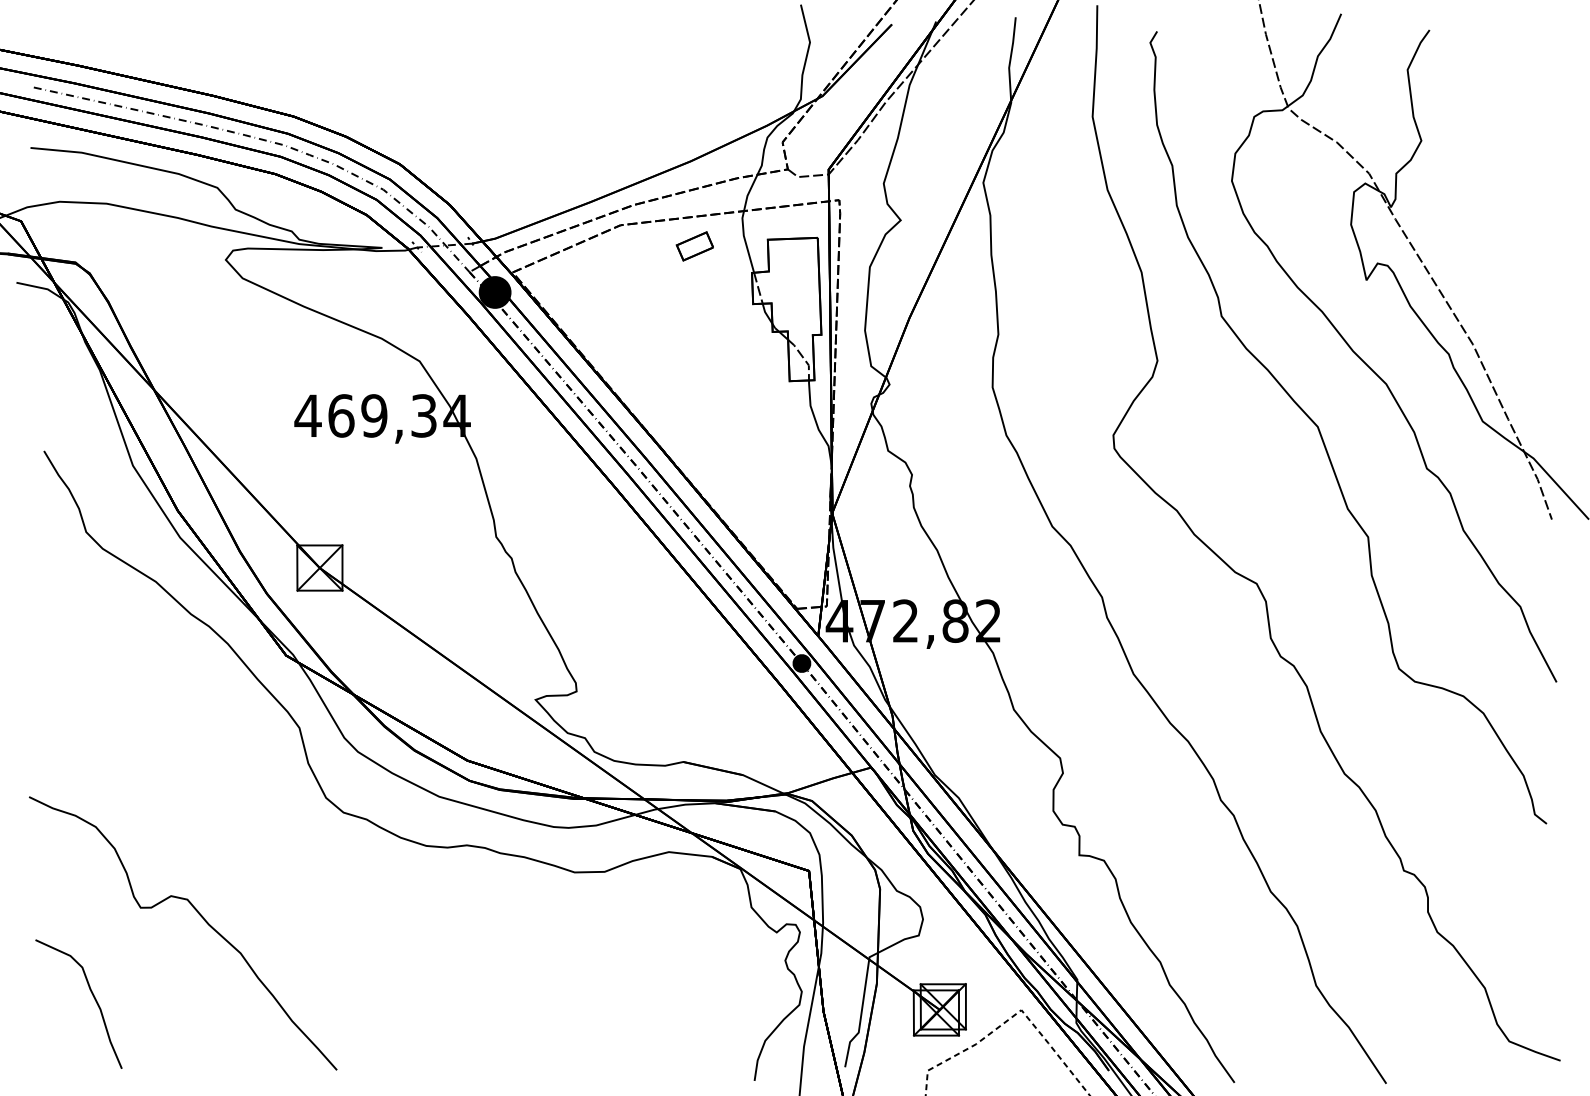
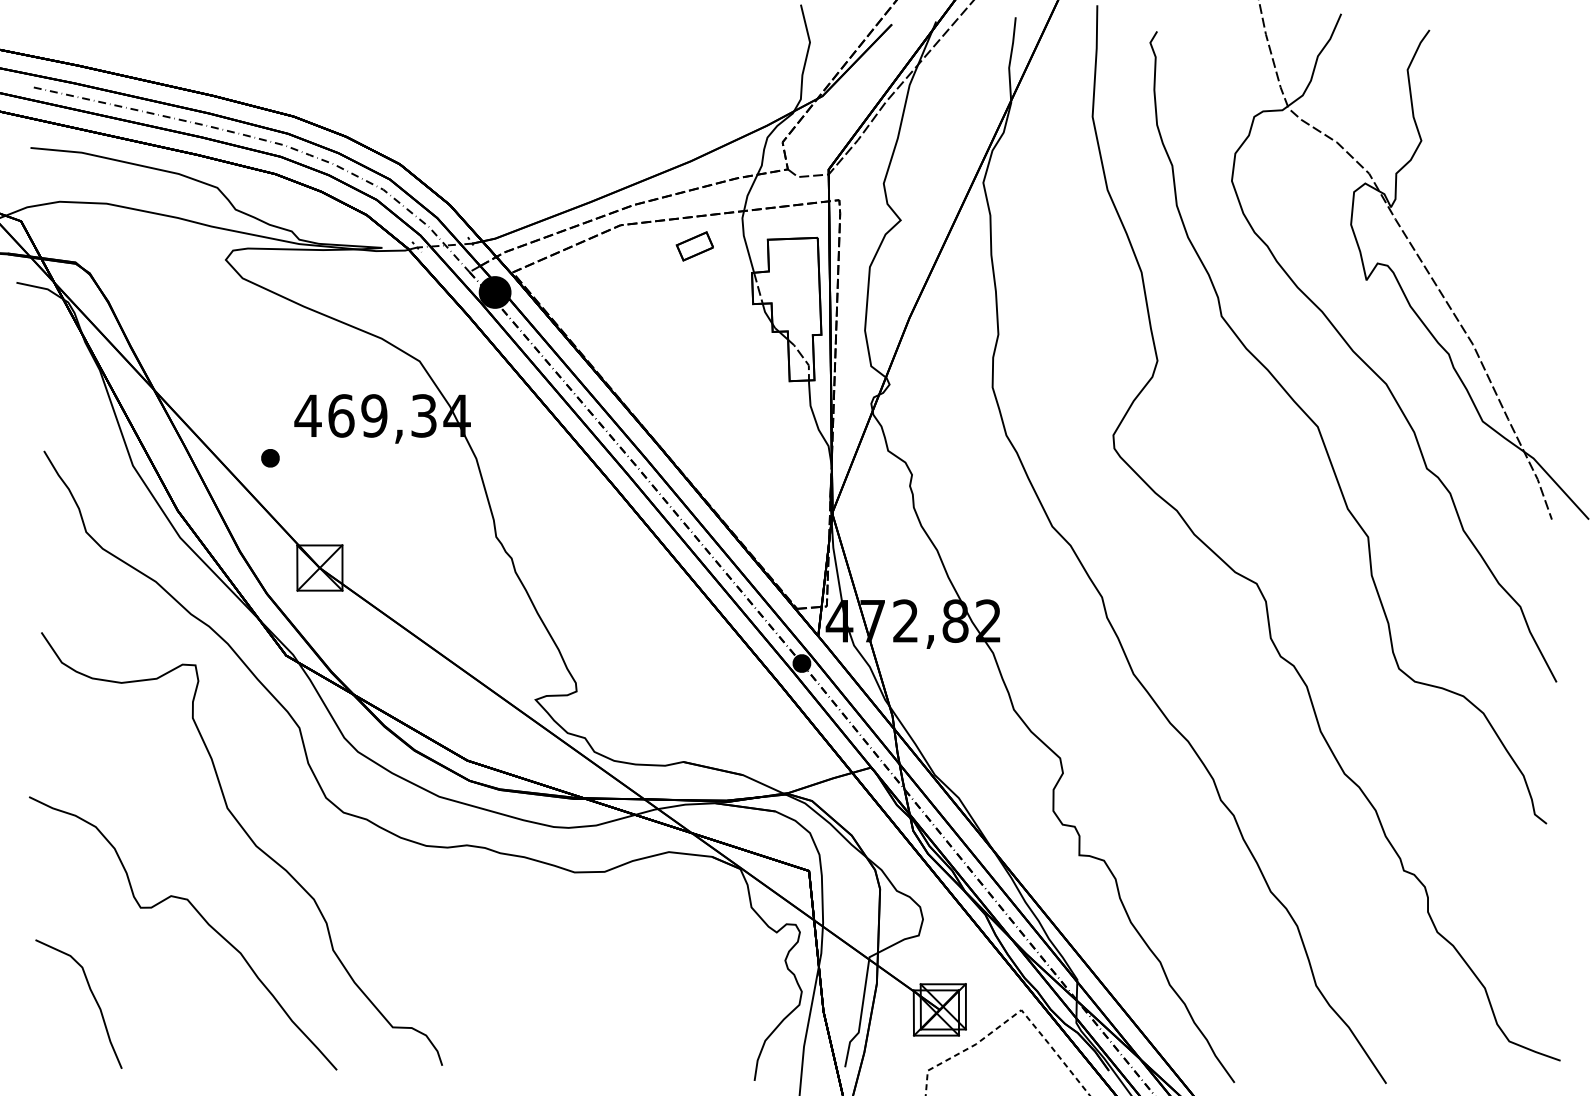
part: none -> present (270, 458)
curve: none -> present (250, 840)
